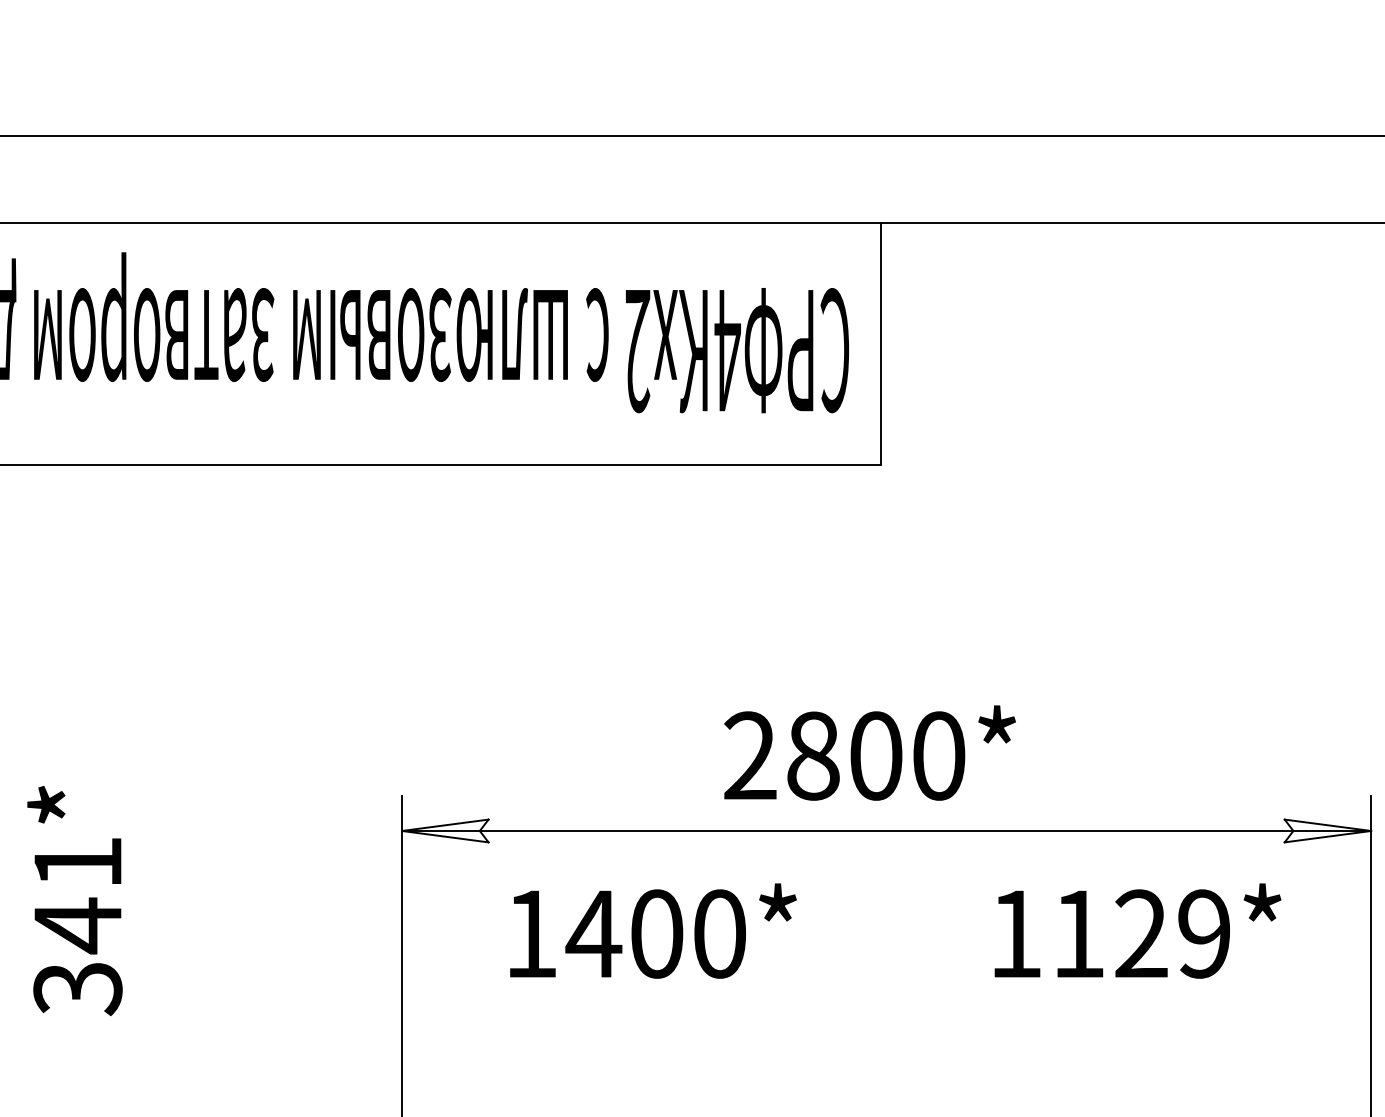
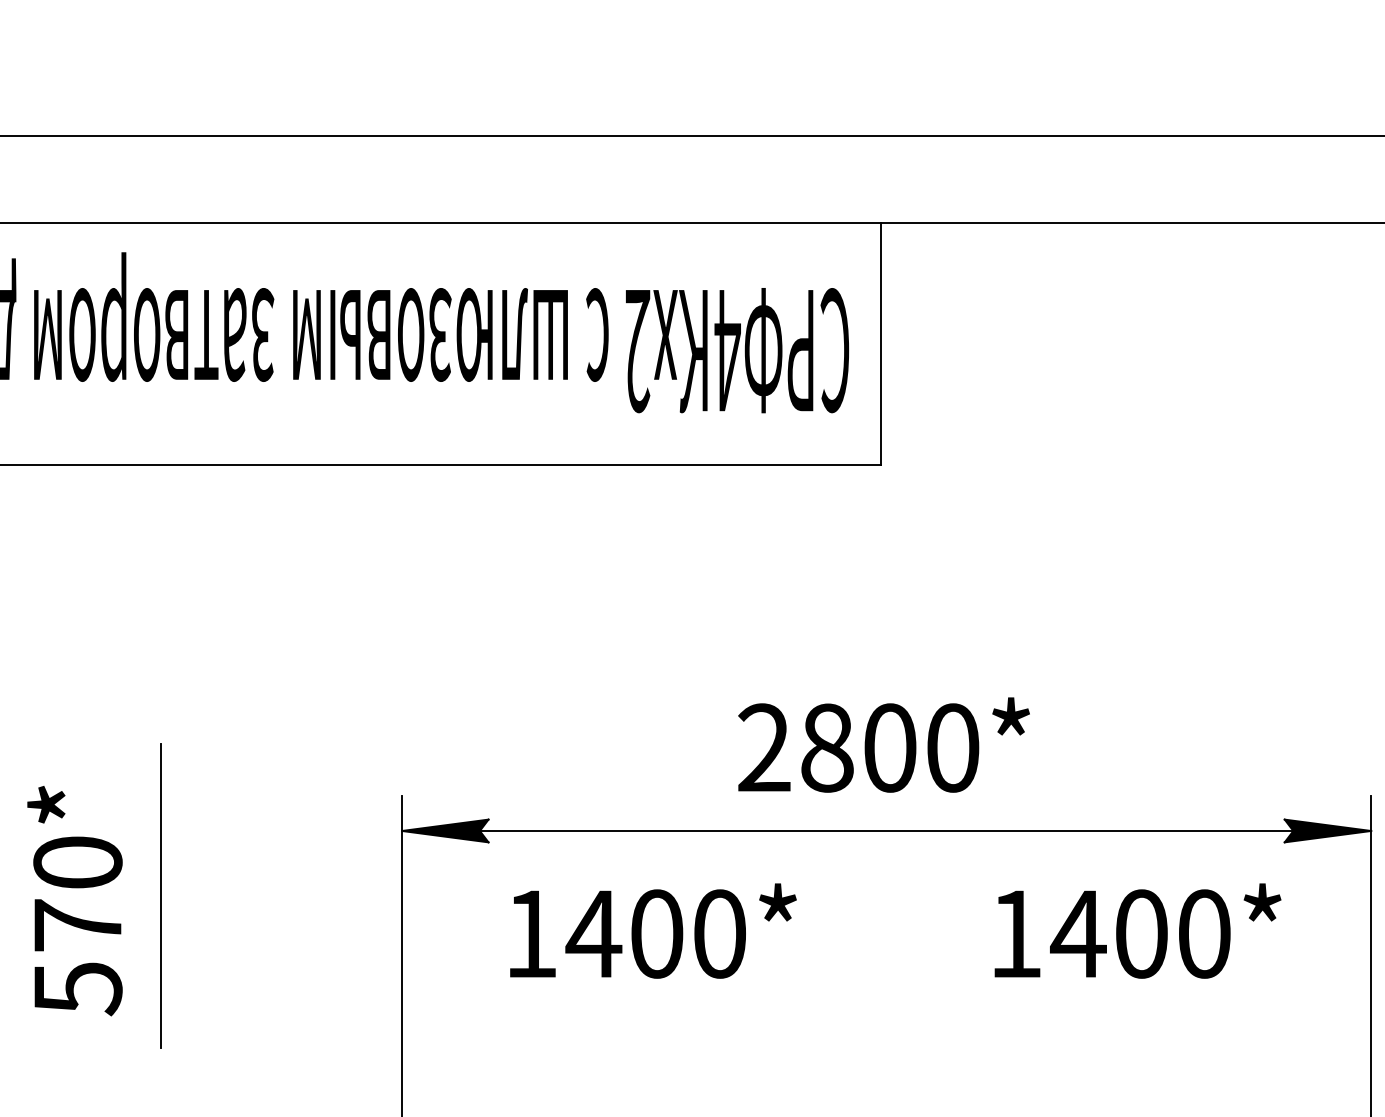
text position: (869, 752) -> (883, 744) (883, 744)
fill: none -> present (445, 830)
fill: none -> present (1327, 830)
line: none -> present (160, 896)
text: 341* -> 570* (77, 926)
text: 1129* -> 1400* (1140, 933)
